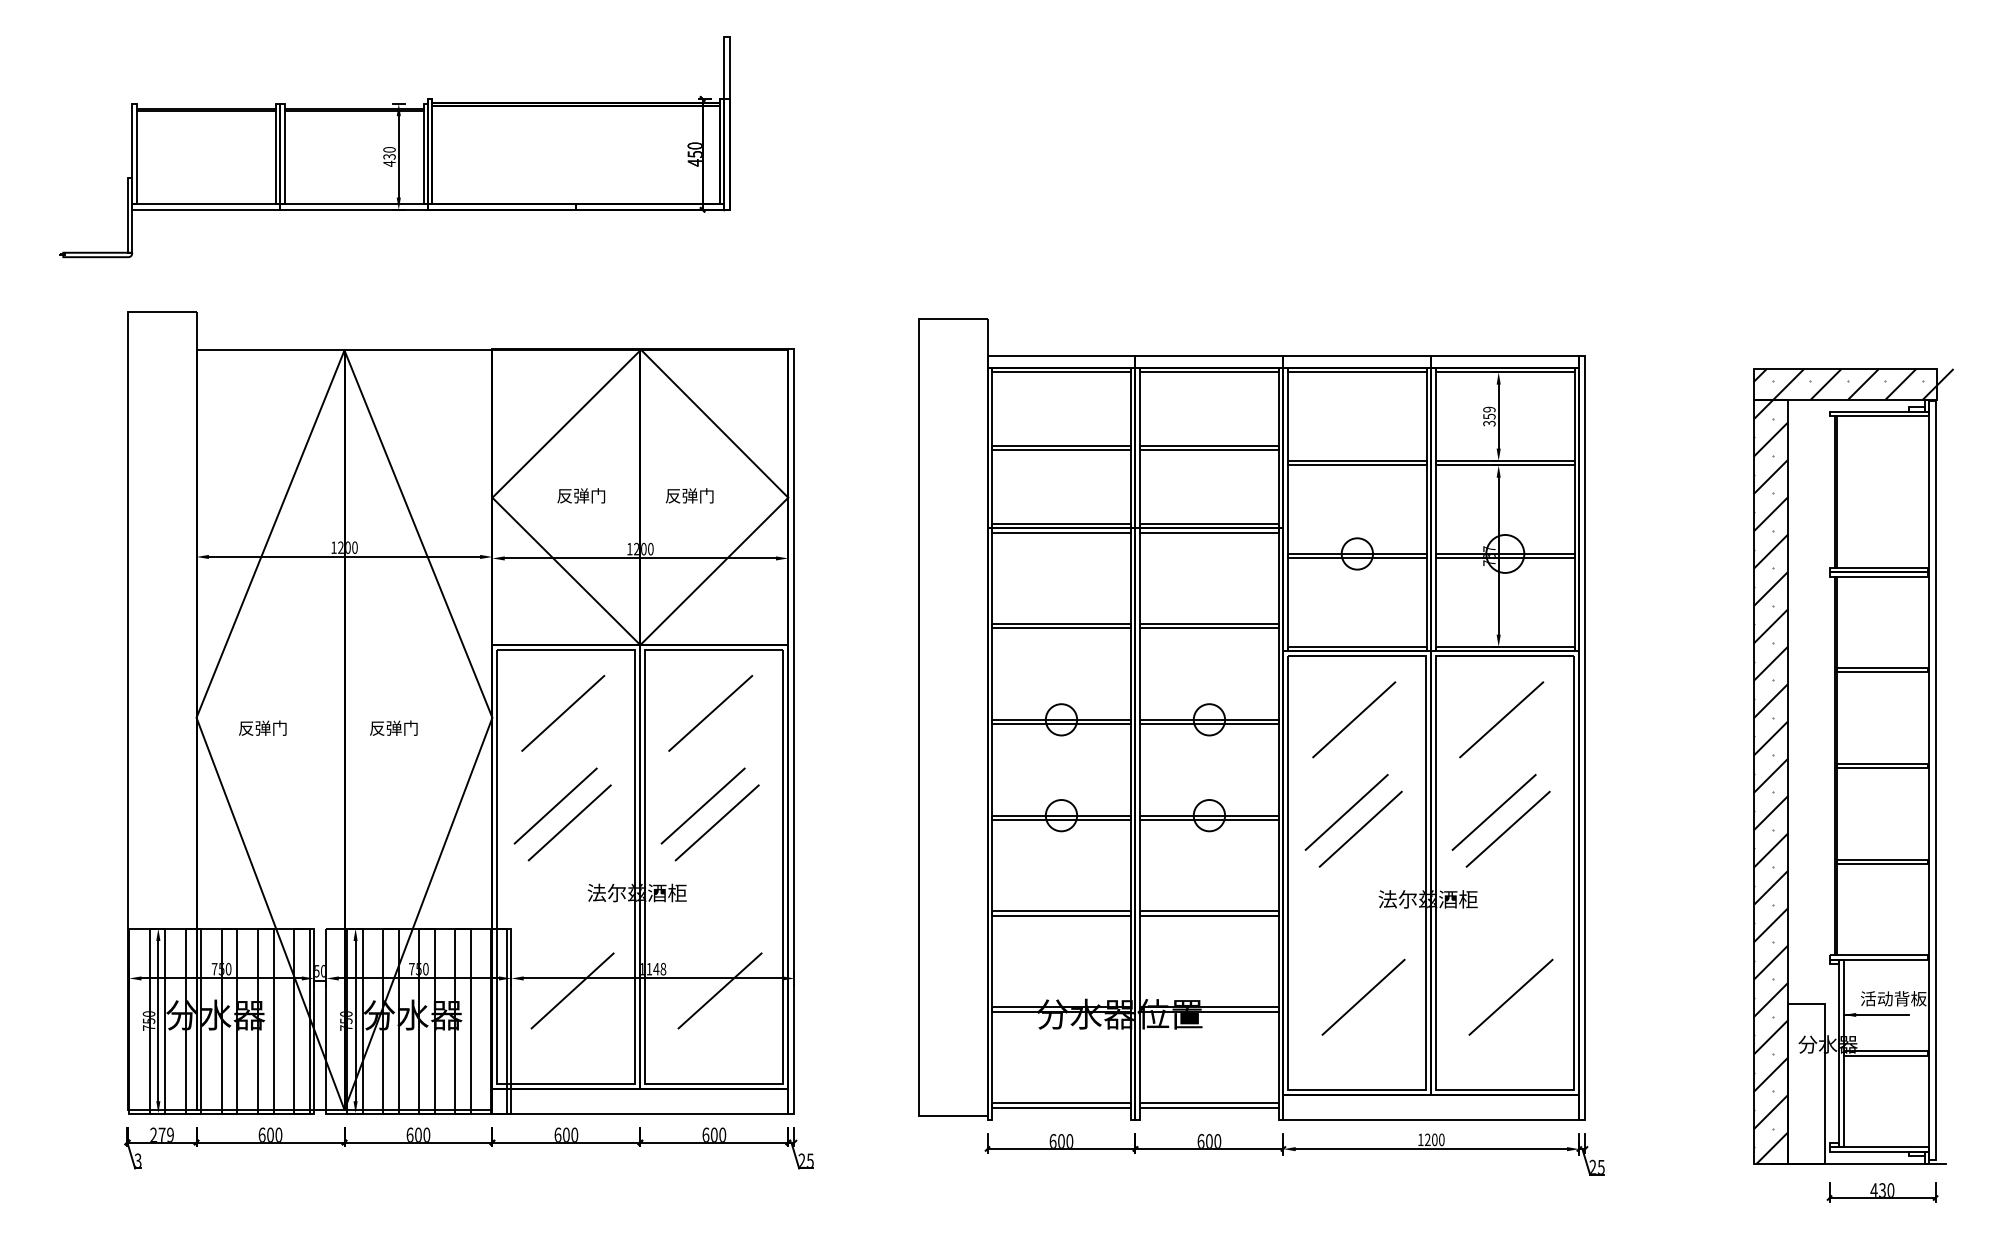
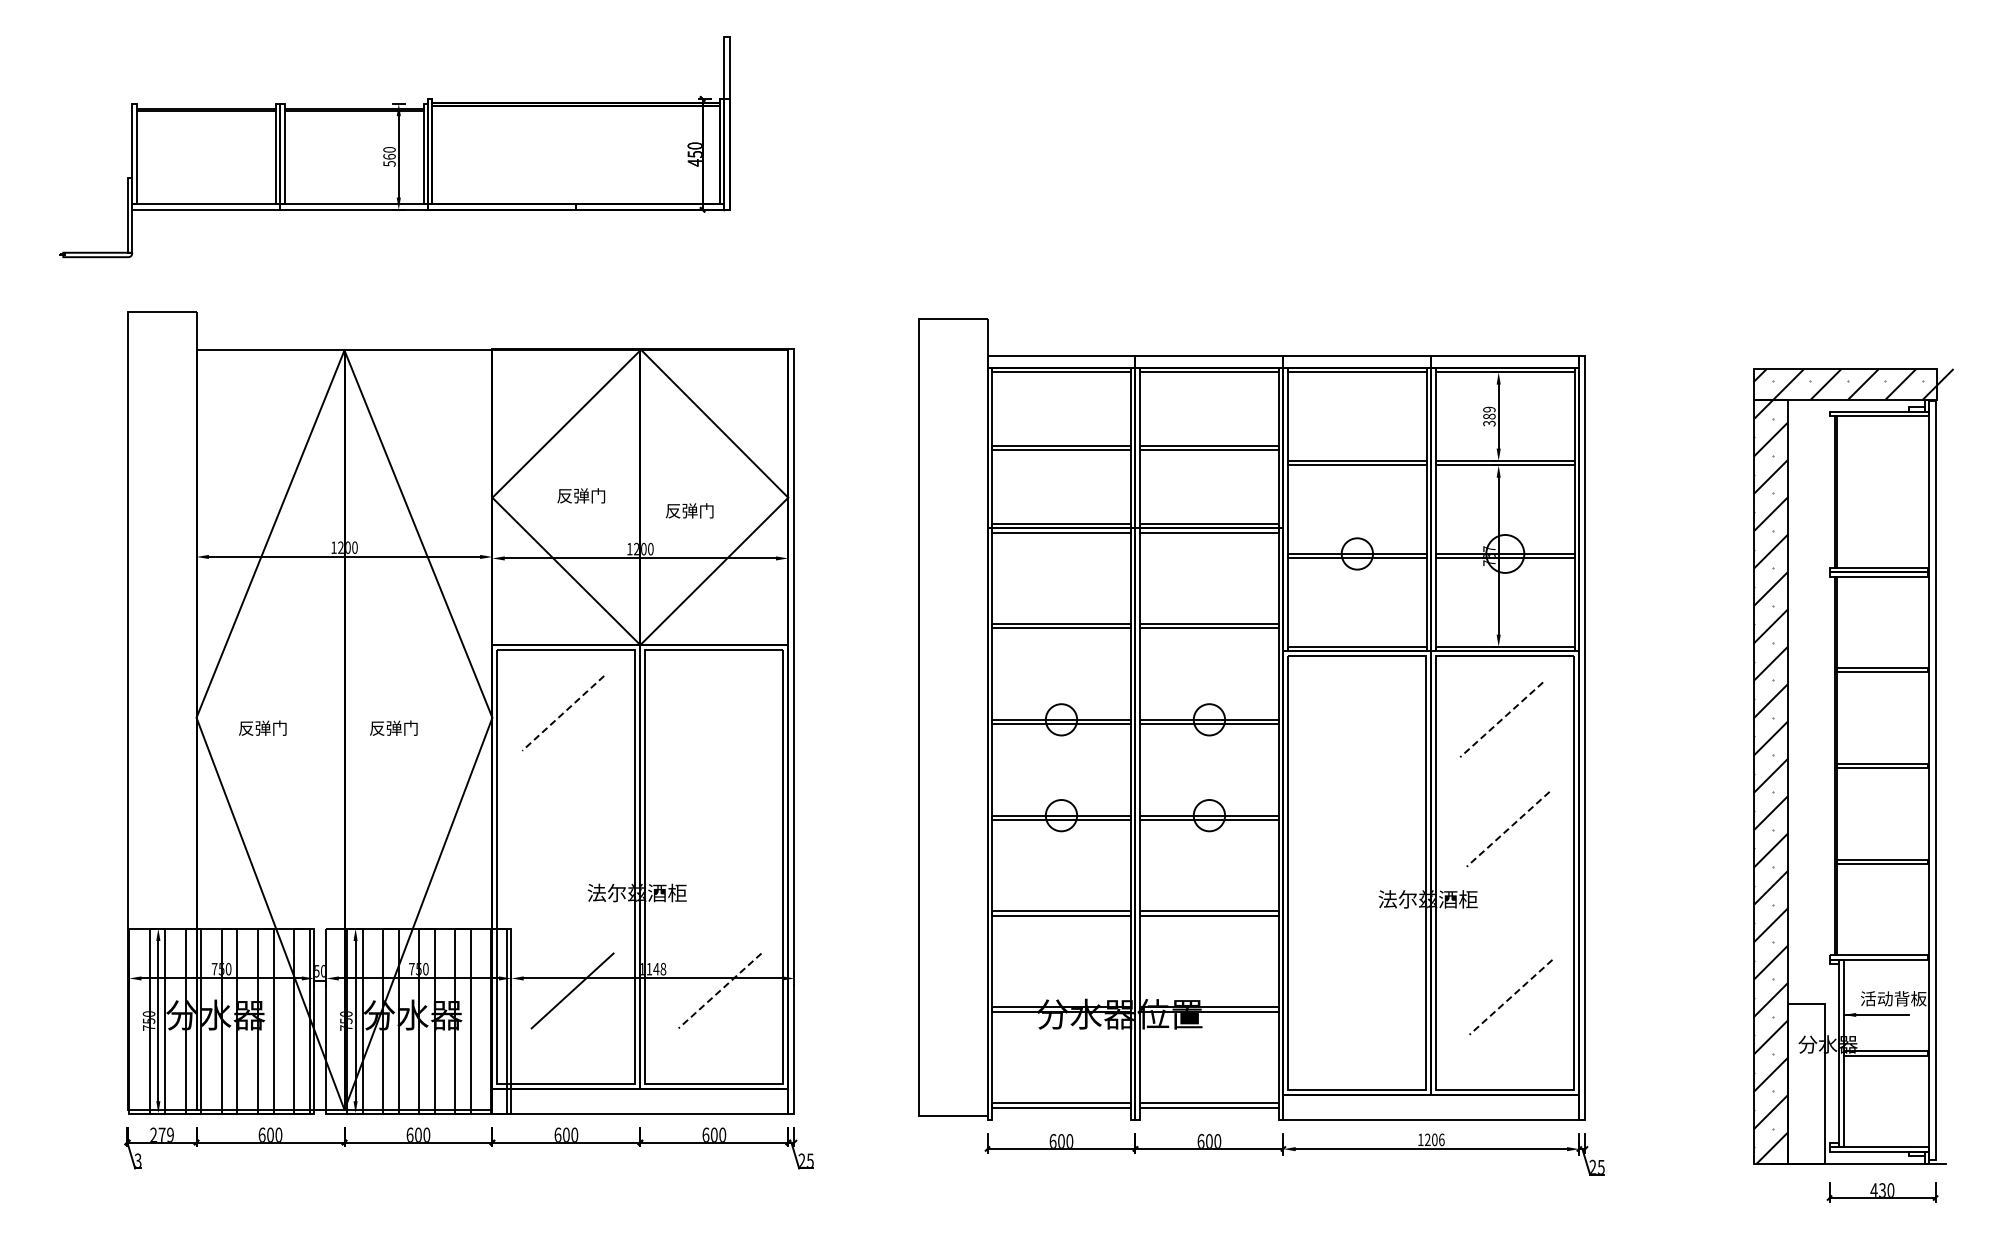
text: 430 -> 560 (389, 159)
text: 359 -> 389 (1489, 416)
text position: (689, 495) -> (689, 510) (689, 510)
line: solid -> dashed (562, 713)
line: present -> none (710, 713)
line: present -> none (1354, 719)
line: solid -> dashed (1501, 719)
line: present -> none (555, 805)
line: present -> none (702, 805)
line: present -> none (1346, 812)
line: present -> none (1493, 812)
line: present -> none (569, 822)
line: present -> none (716, 822)
line: present -> none (1360, 828)
line: solid -> dashed (1508, 829)
line: solid -> dashed (720, 990)
line: present -> none (1363, 996)
line: solid -> dashed (1511, 997)
text: 1200 -> 1206 (1441, 1139)
